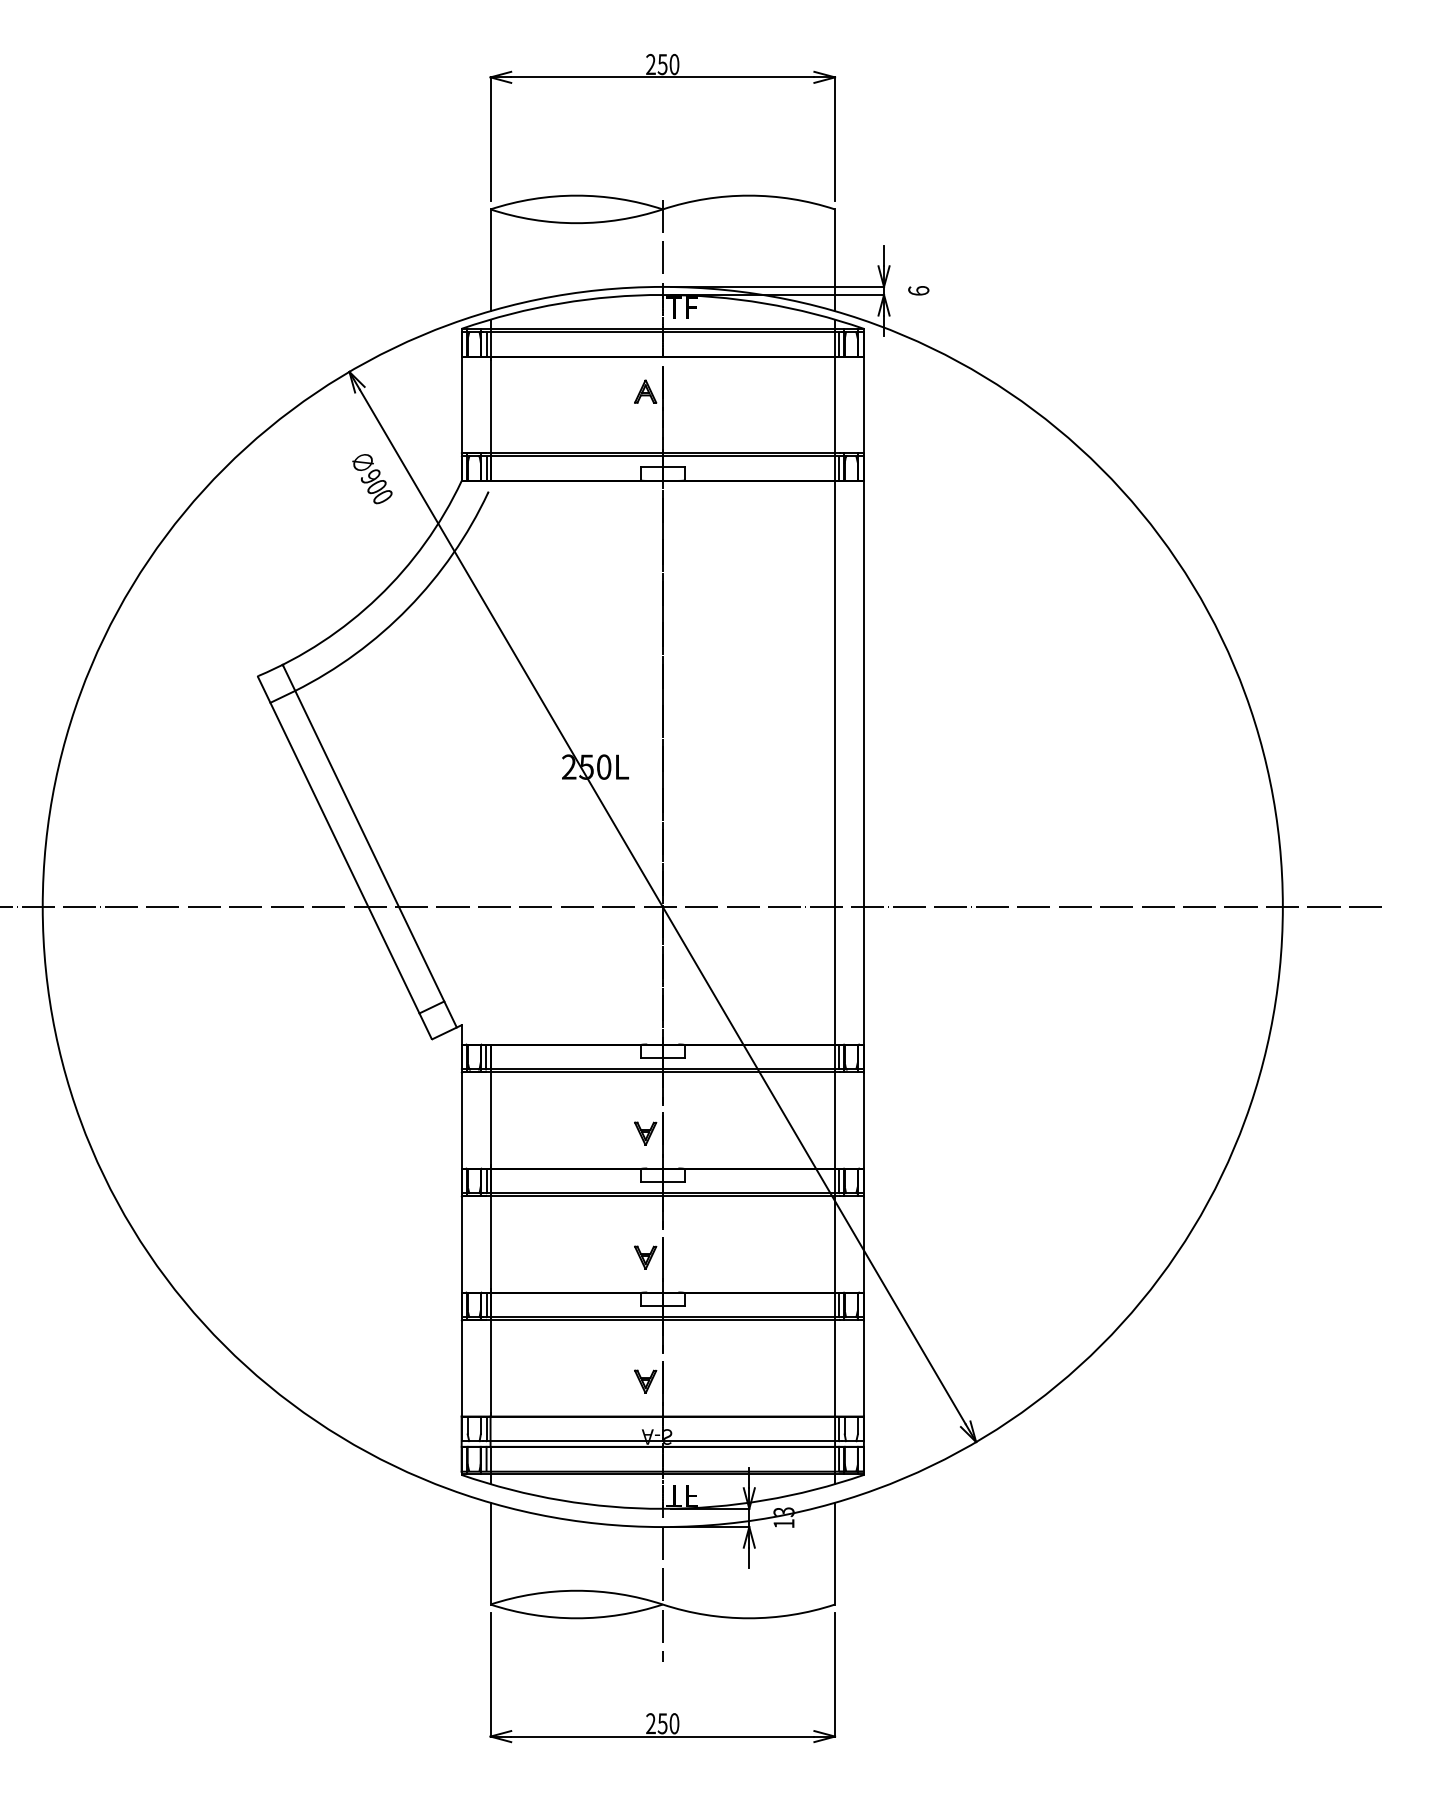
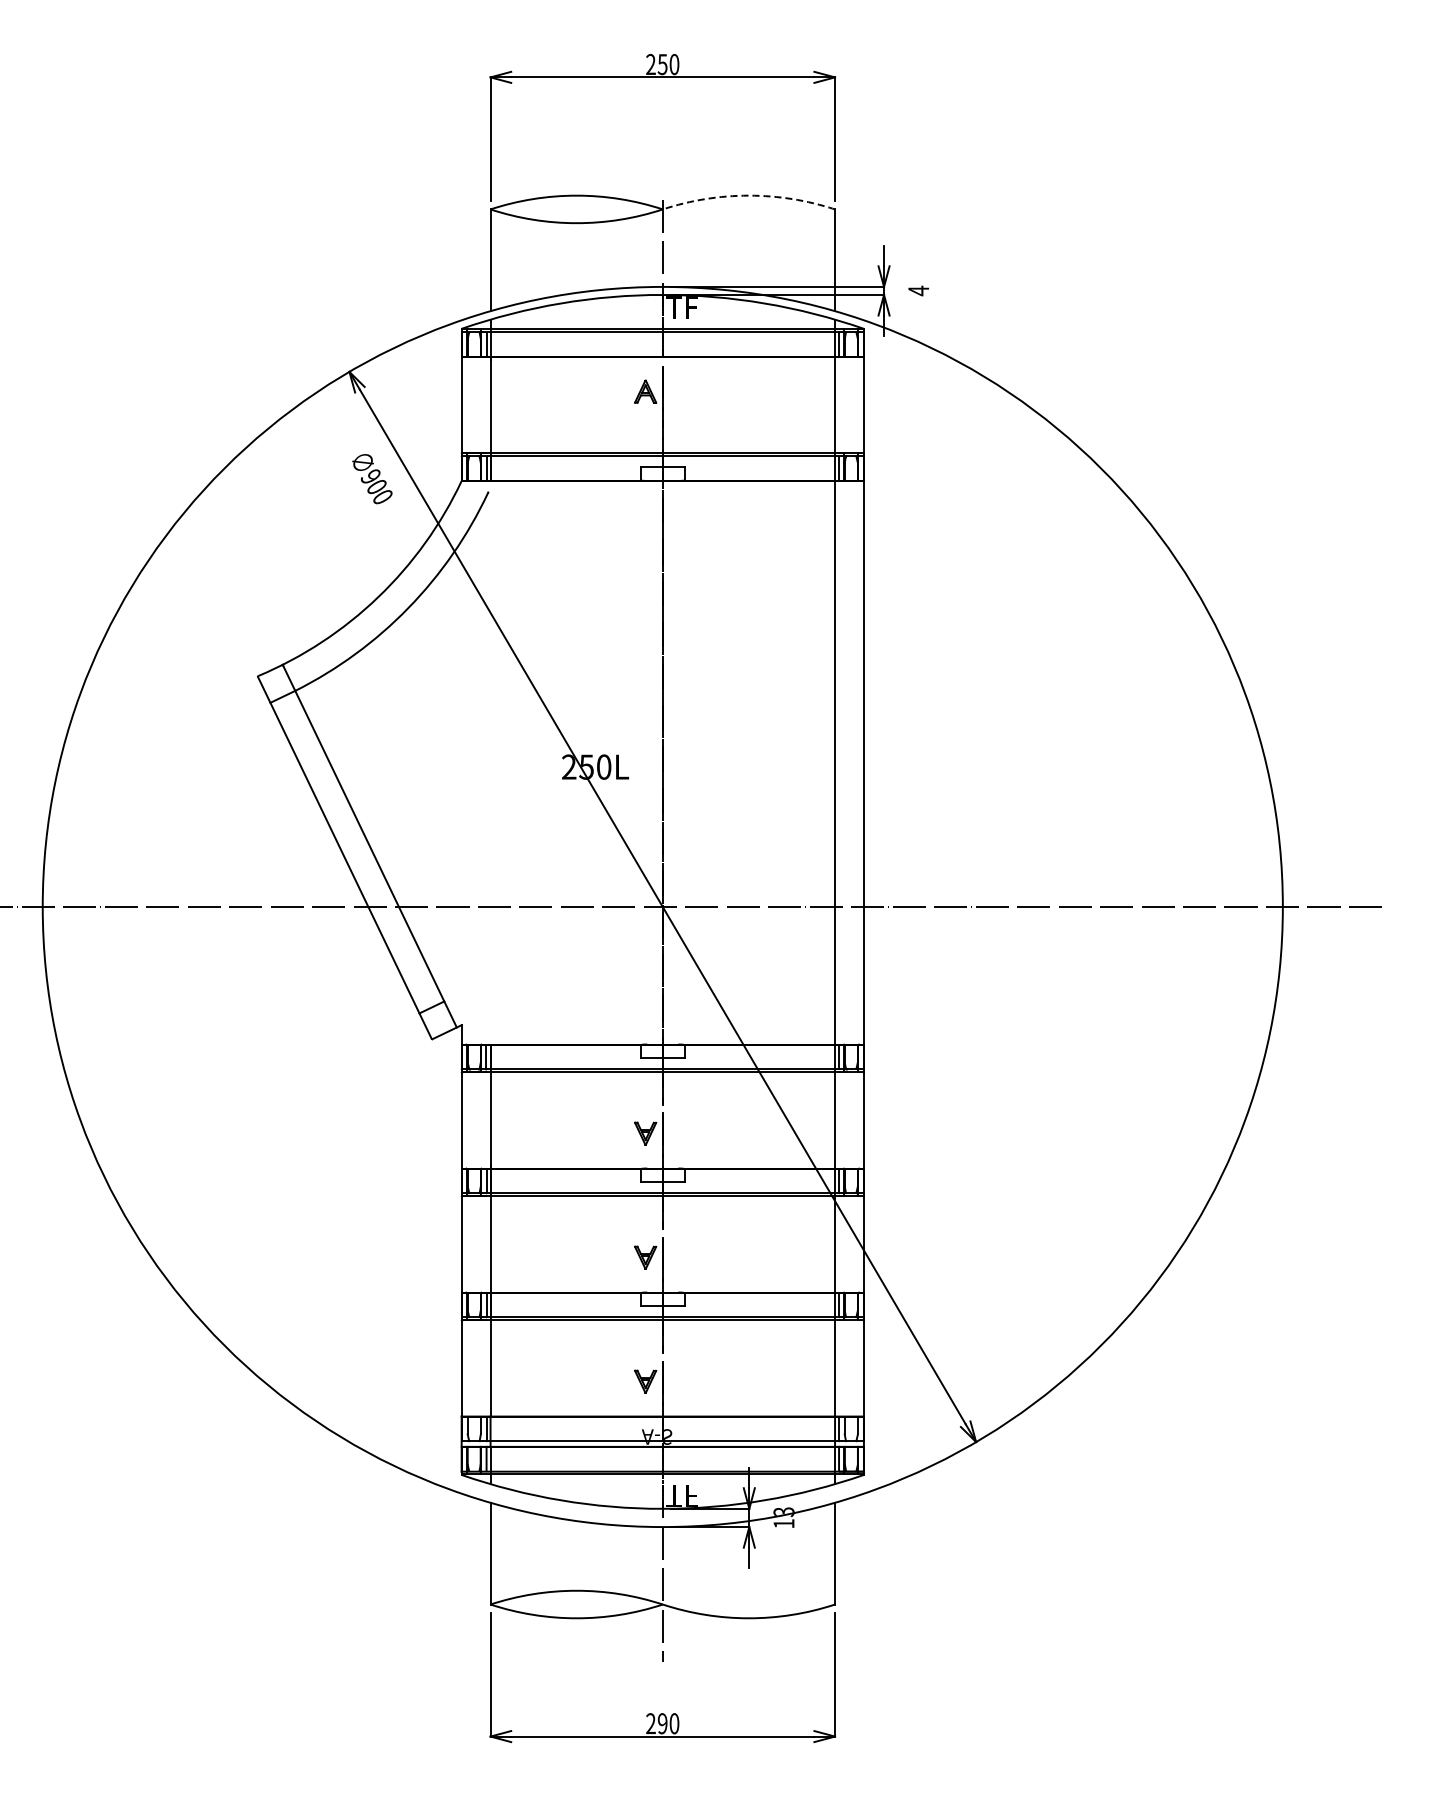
arc: solid -> dashed (748, 195)
text: 6 -> 4 (918, 290)
text: 250 -> 290 (662, 1723)
